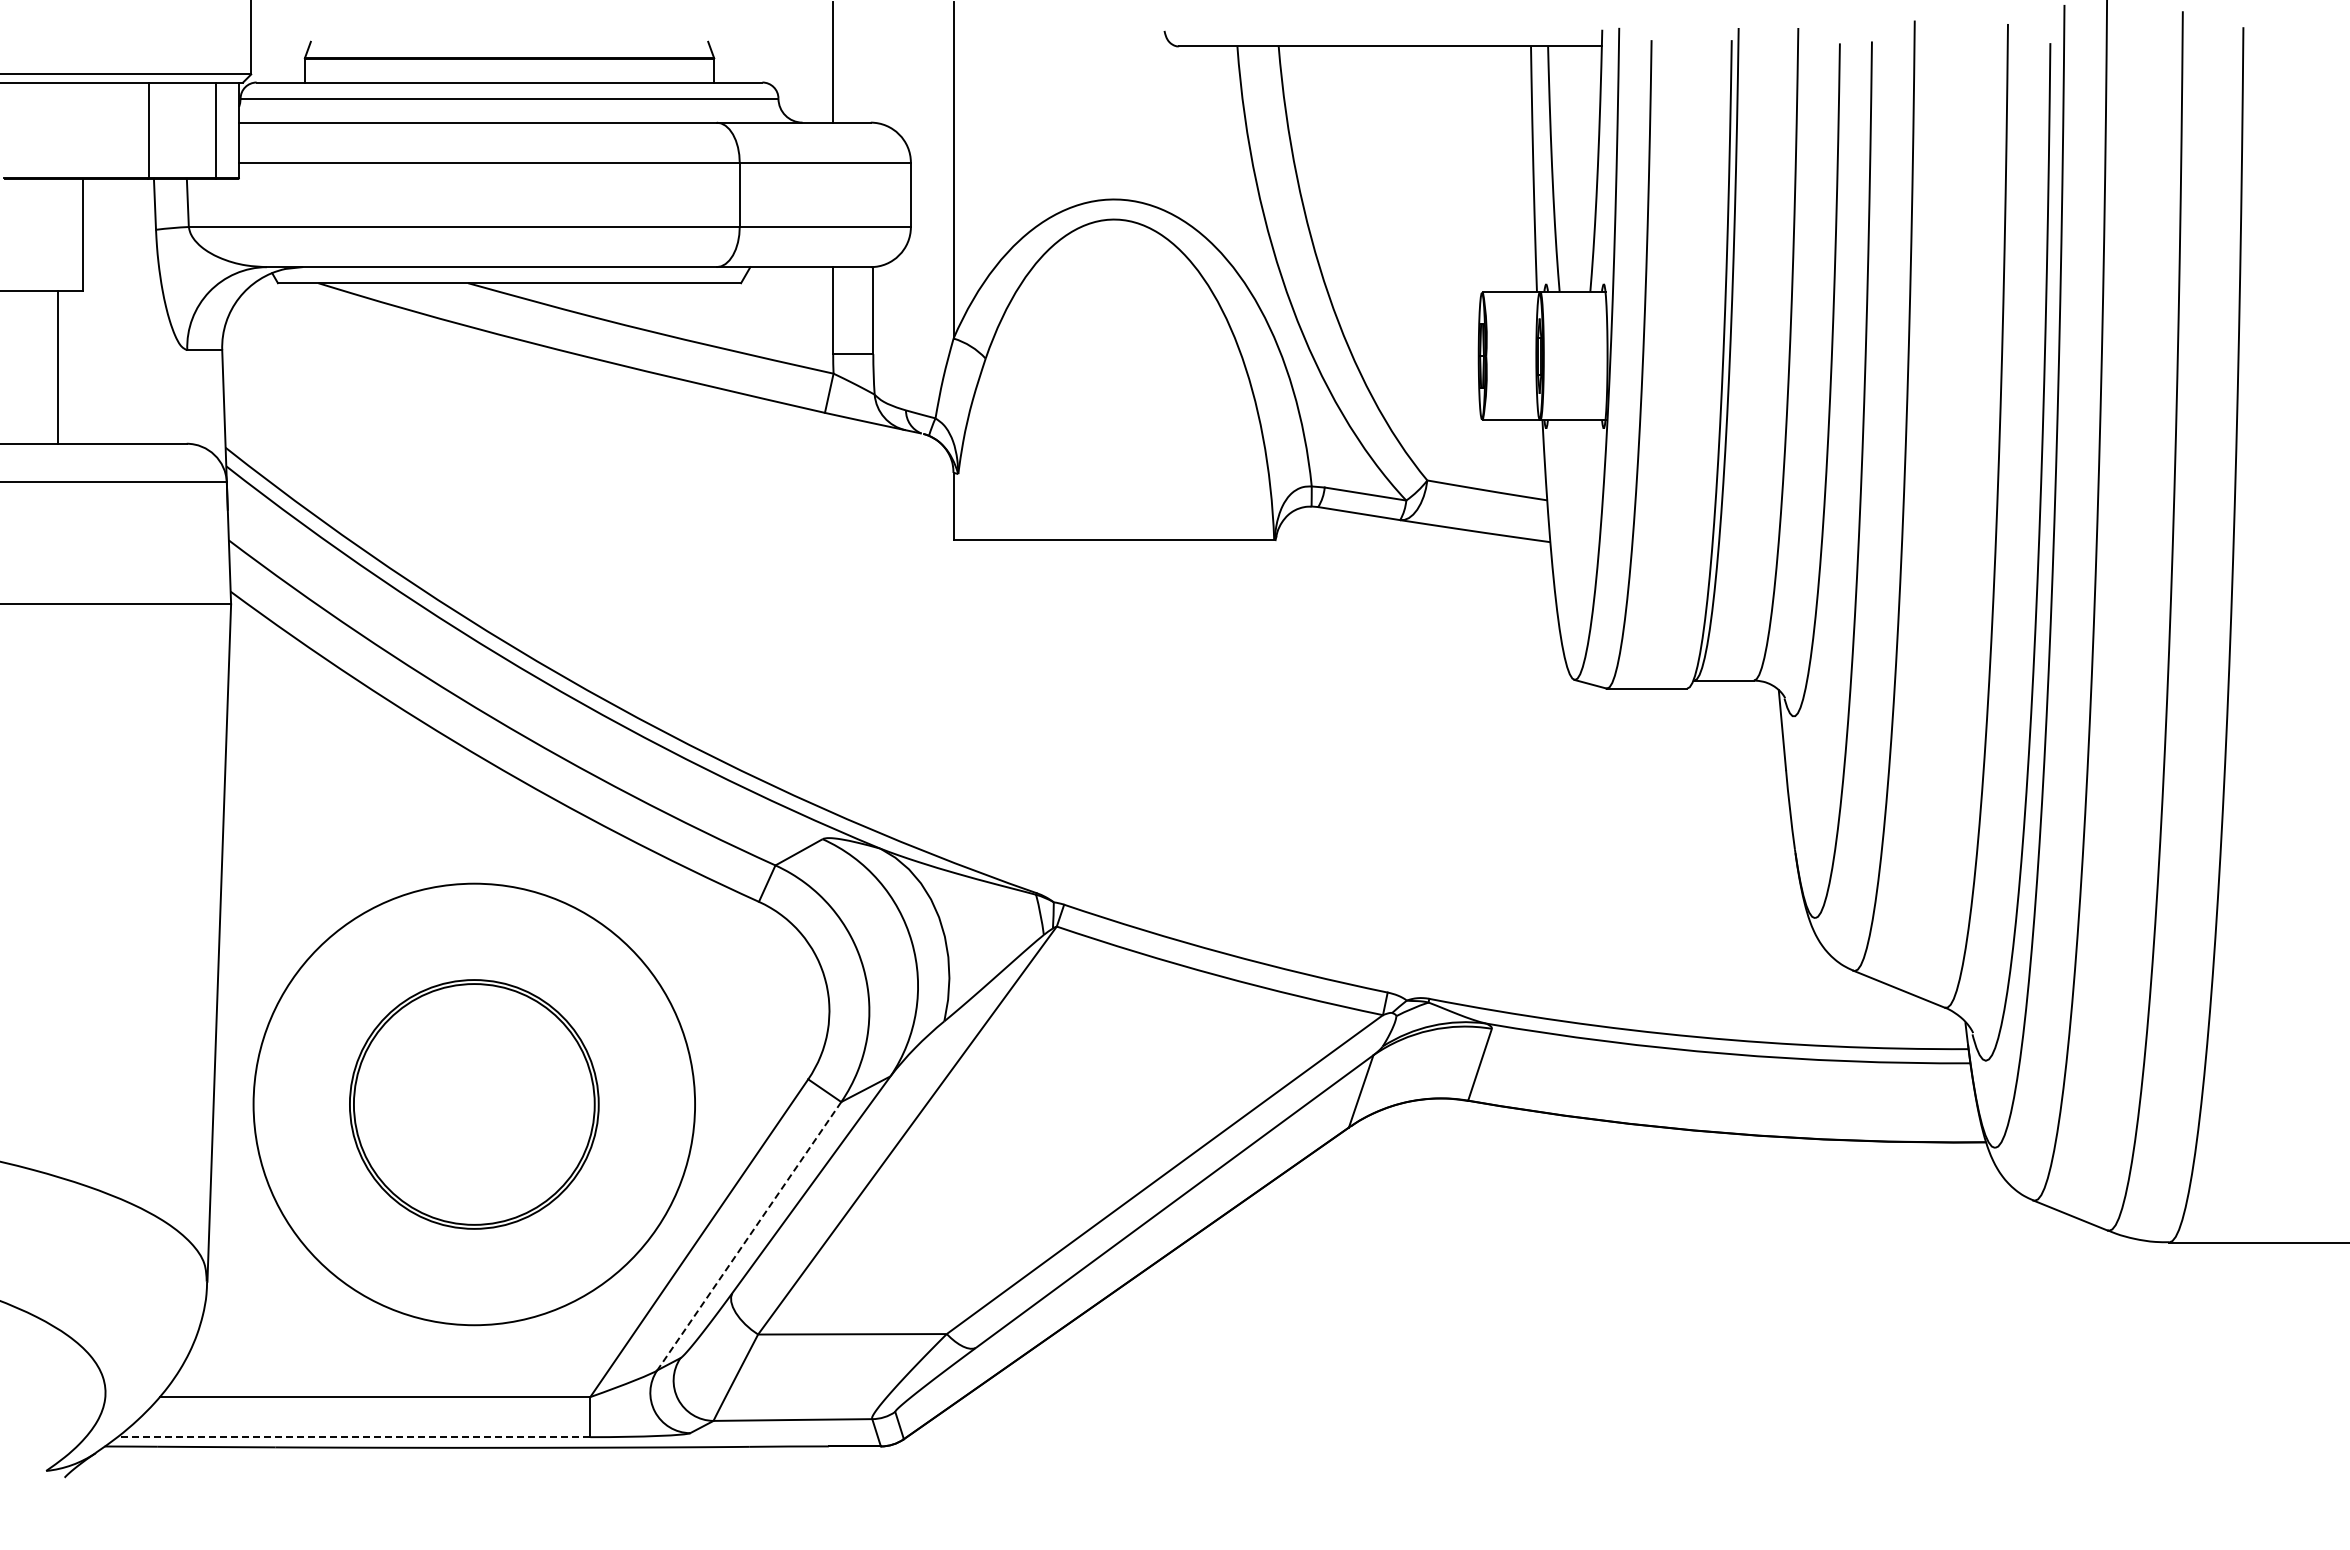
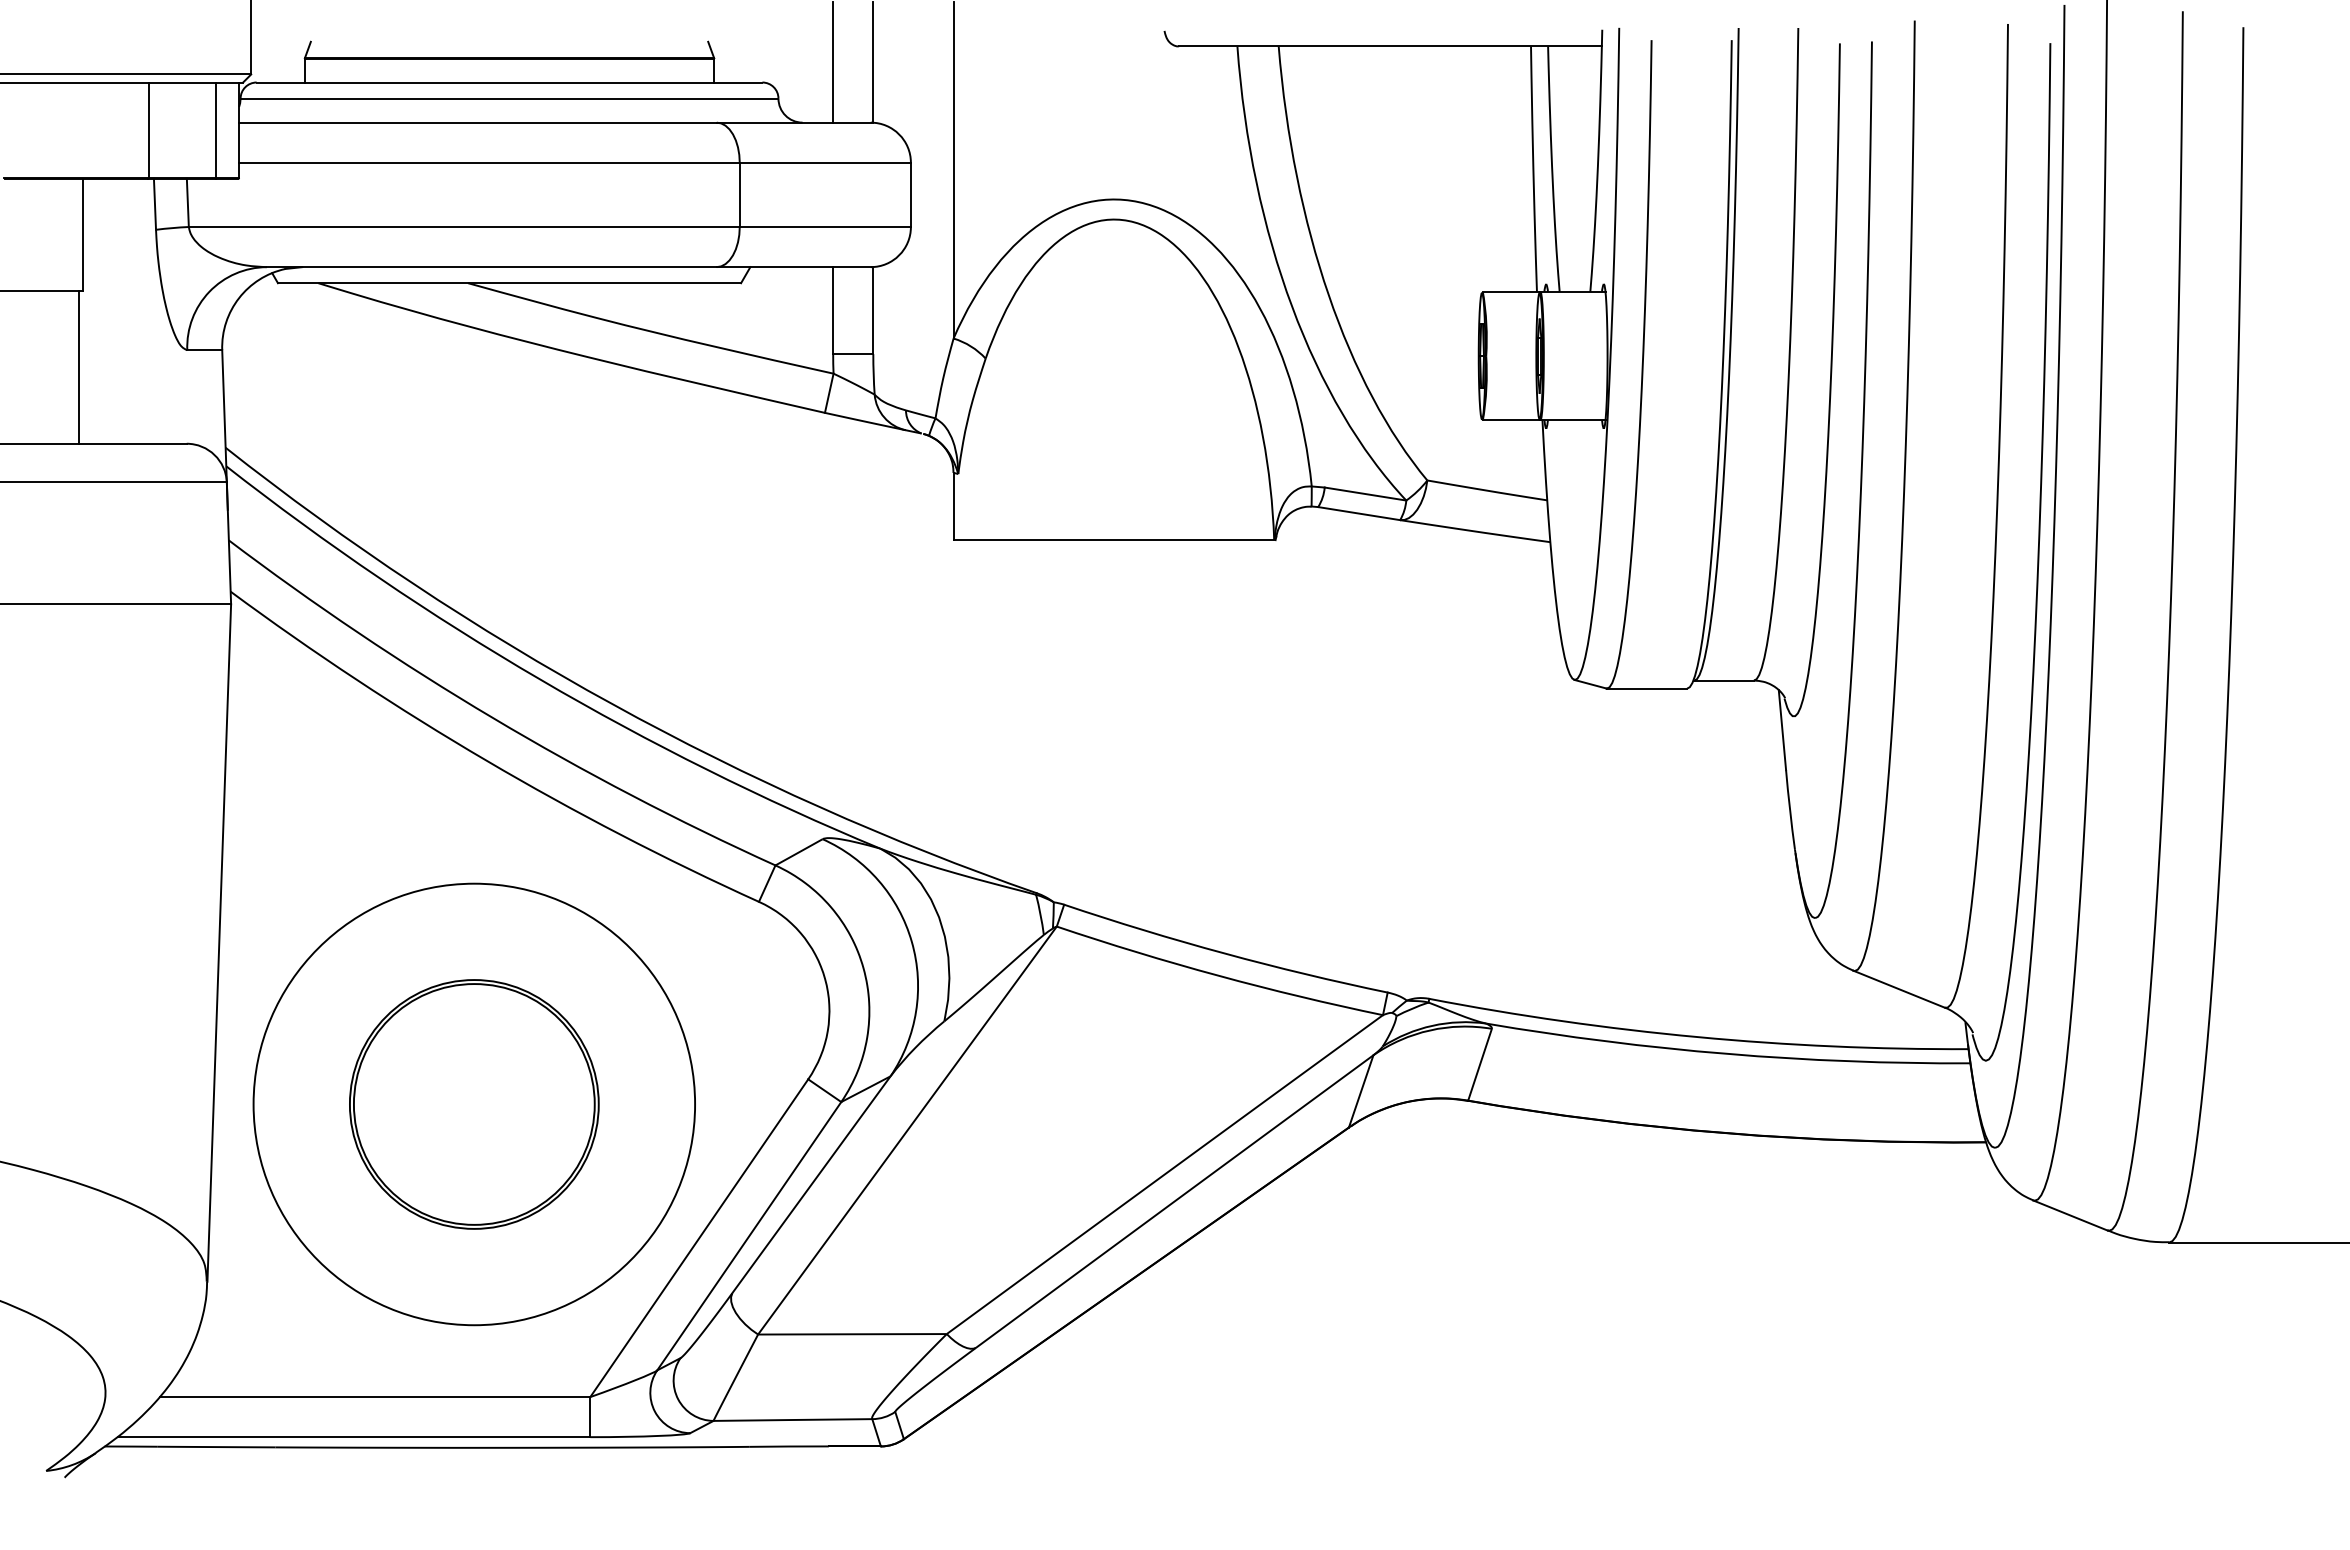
line: none -> present (873, 62)
line position: (57, 367) -> (78, 367) (78, 367)
line: dashed -> solid (749, 1236)
line: dashed -> solid (353, 1437)
